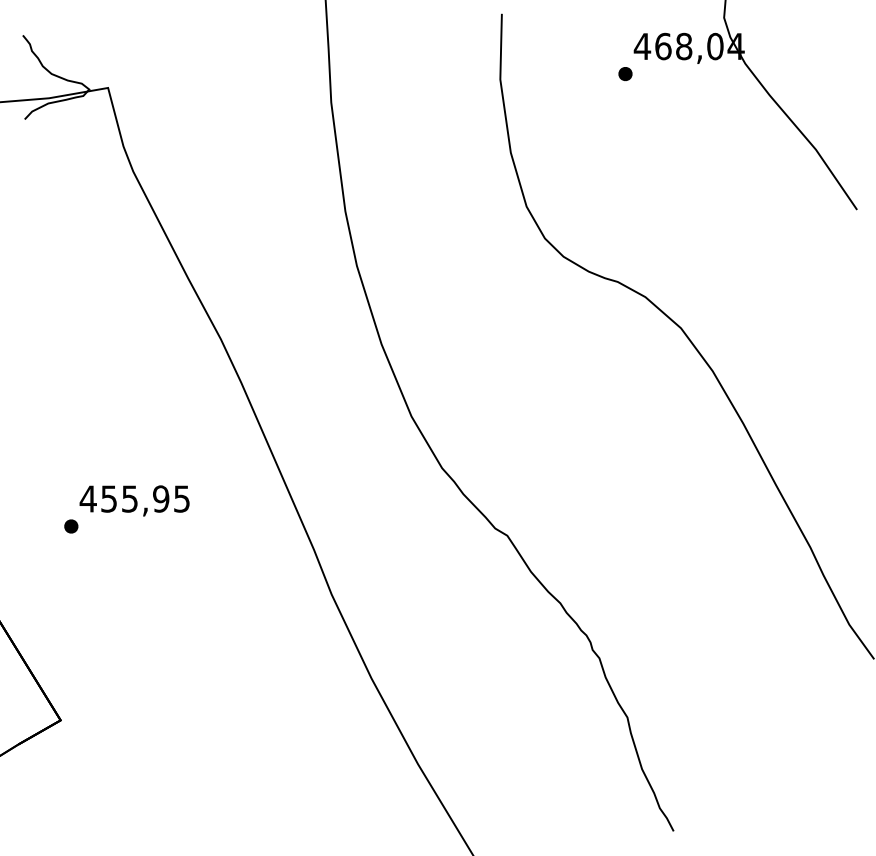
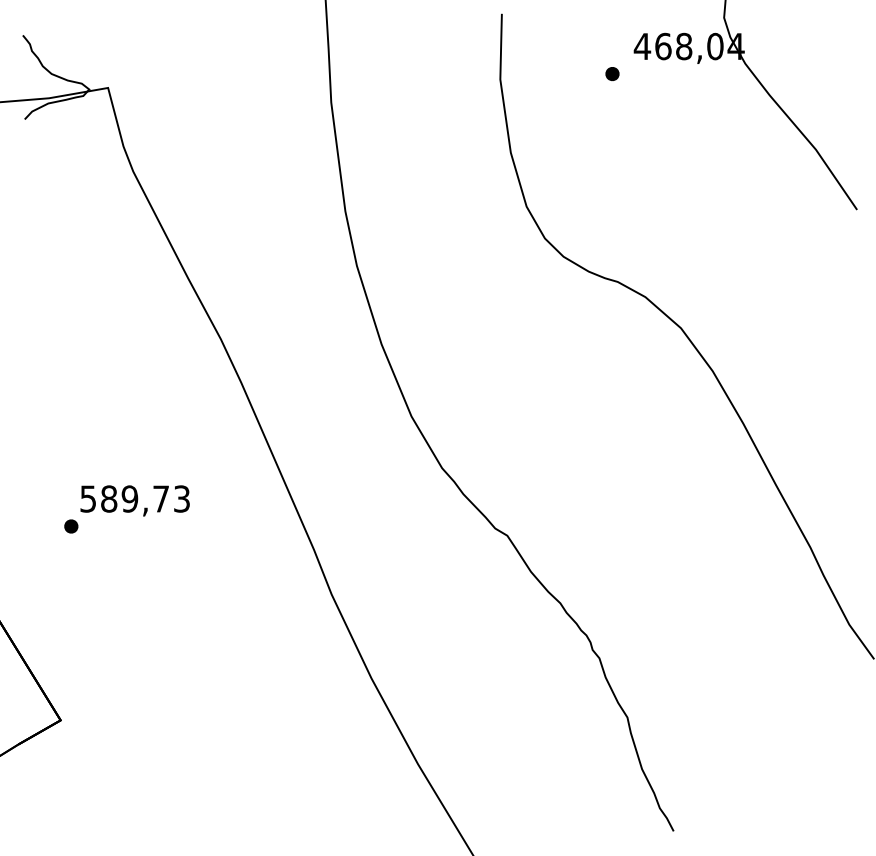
part position: (625, 73) -> (612, 73) (612, 73)
text: 455,95 -> 589,73 (134, 498)
